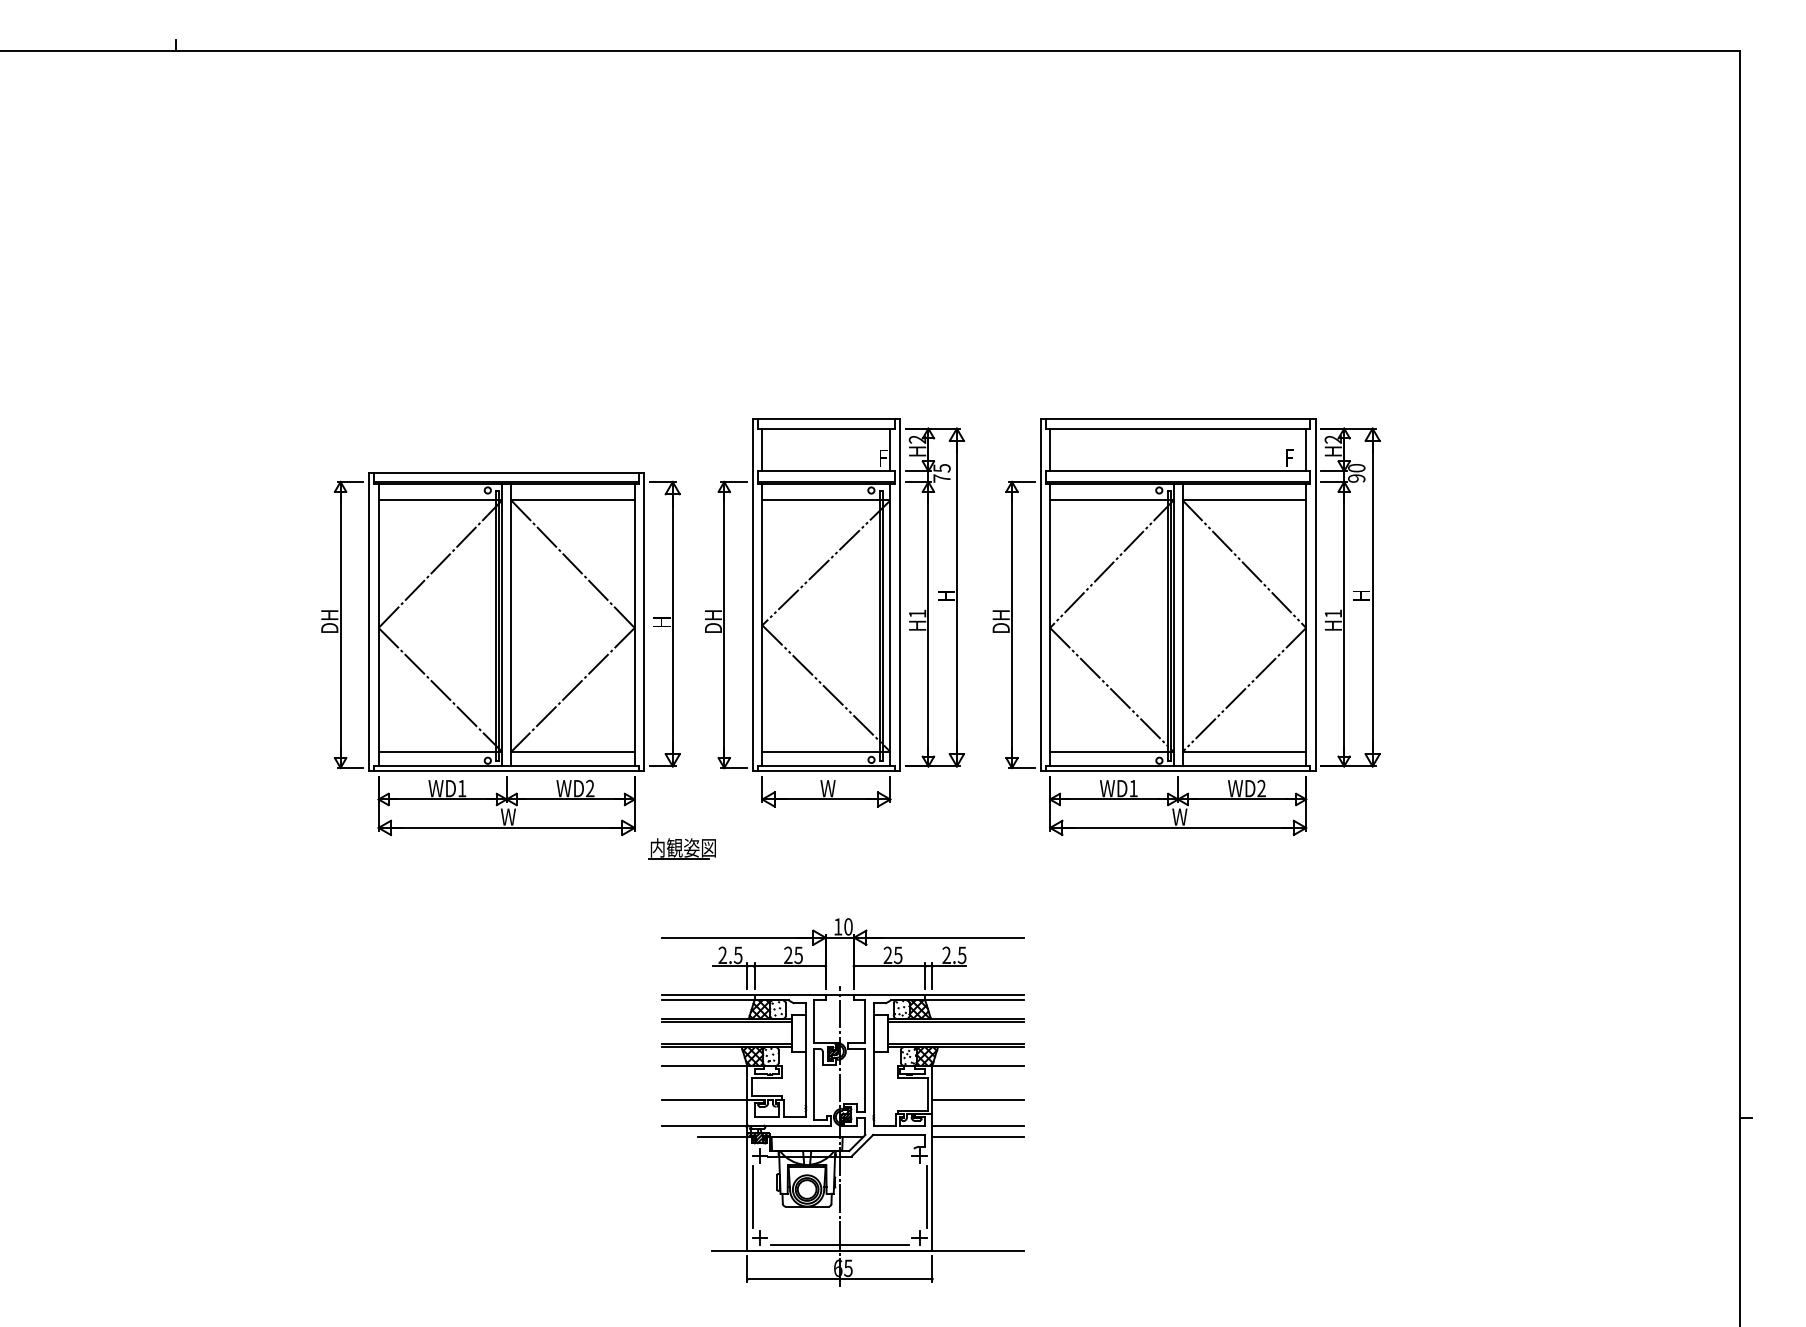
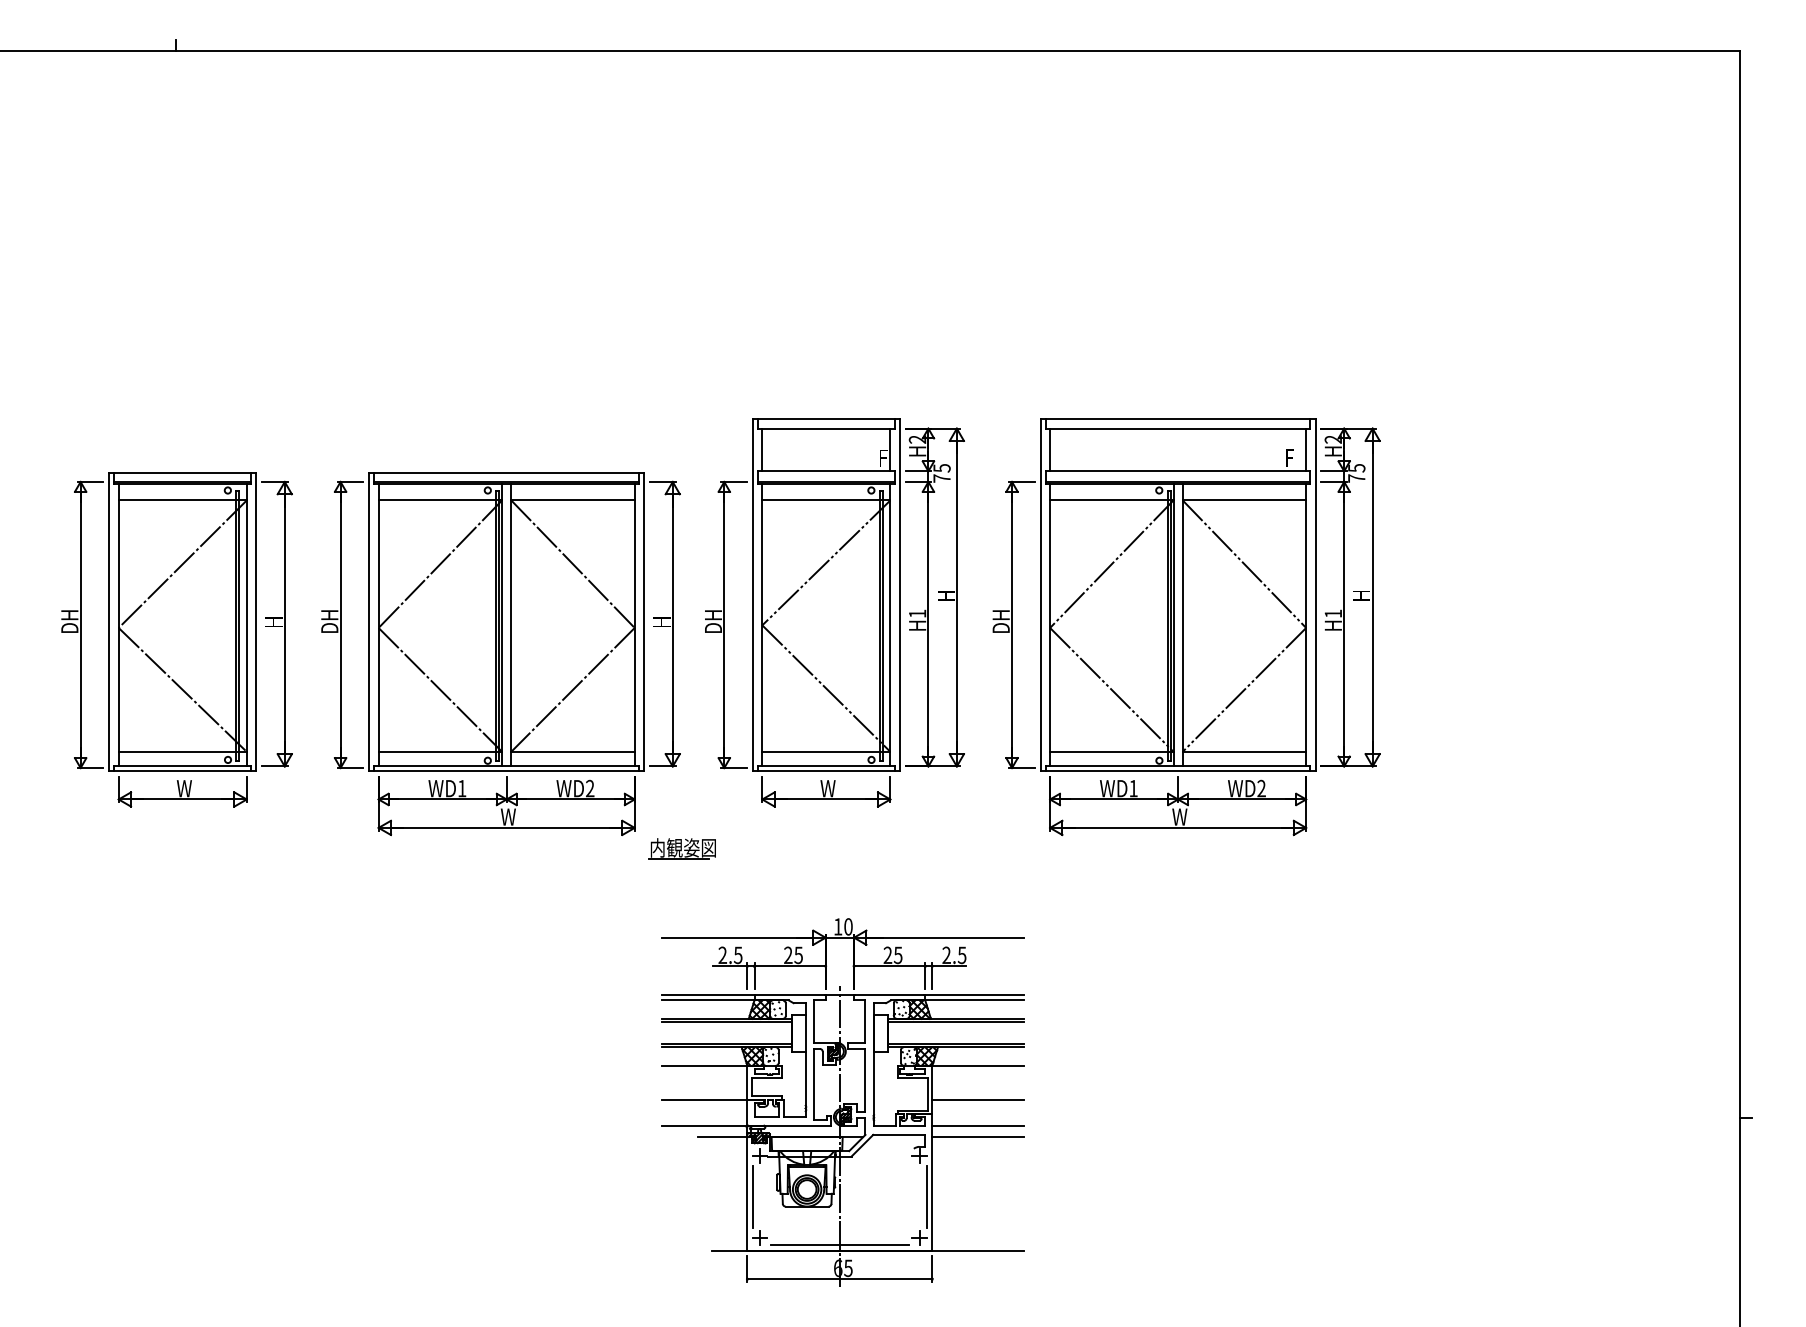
text: 90 -> 75 (1356, 473)
part: none -> present (176, 639)
